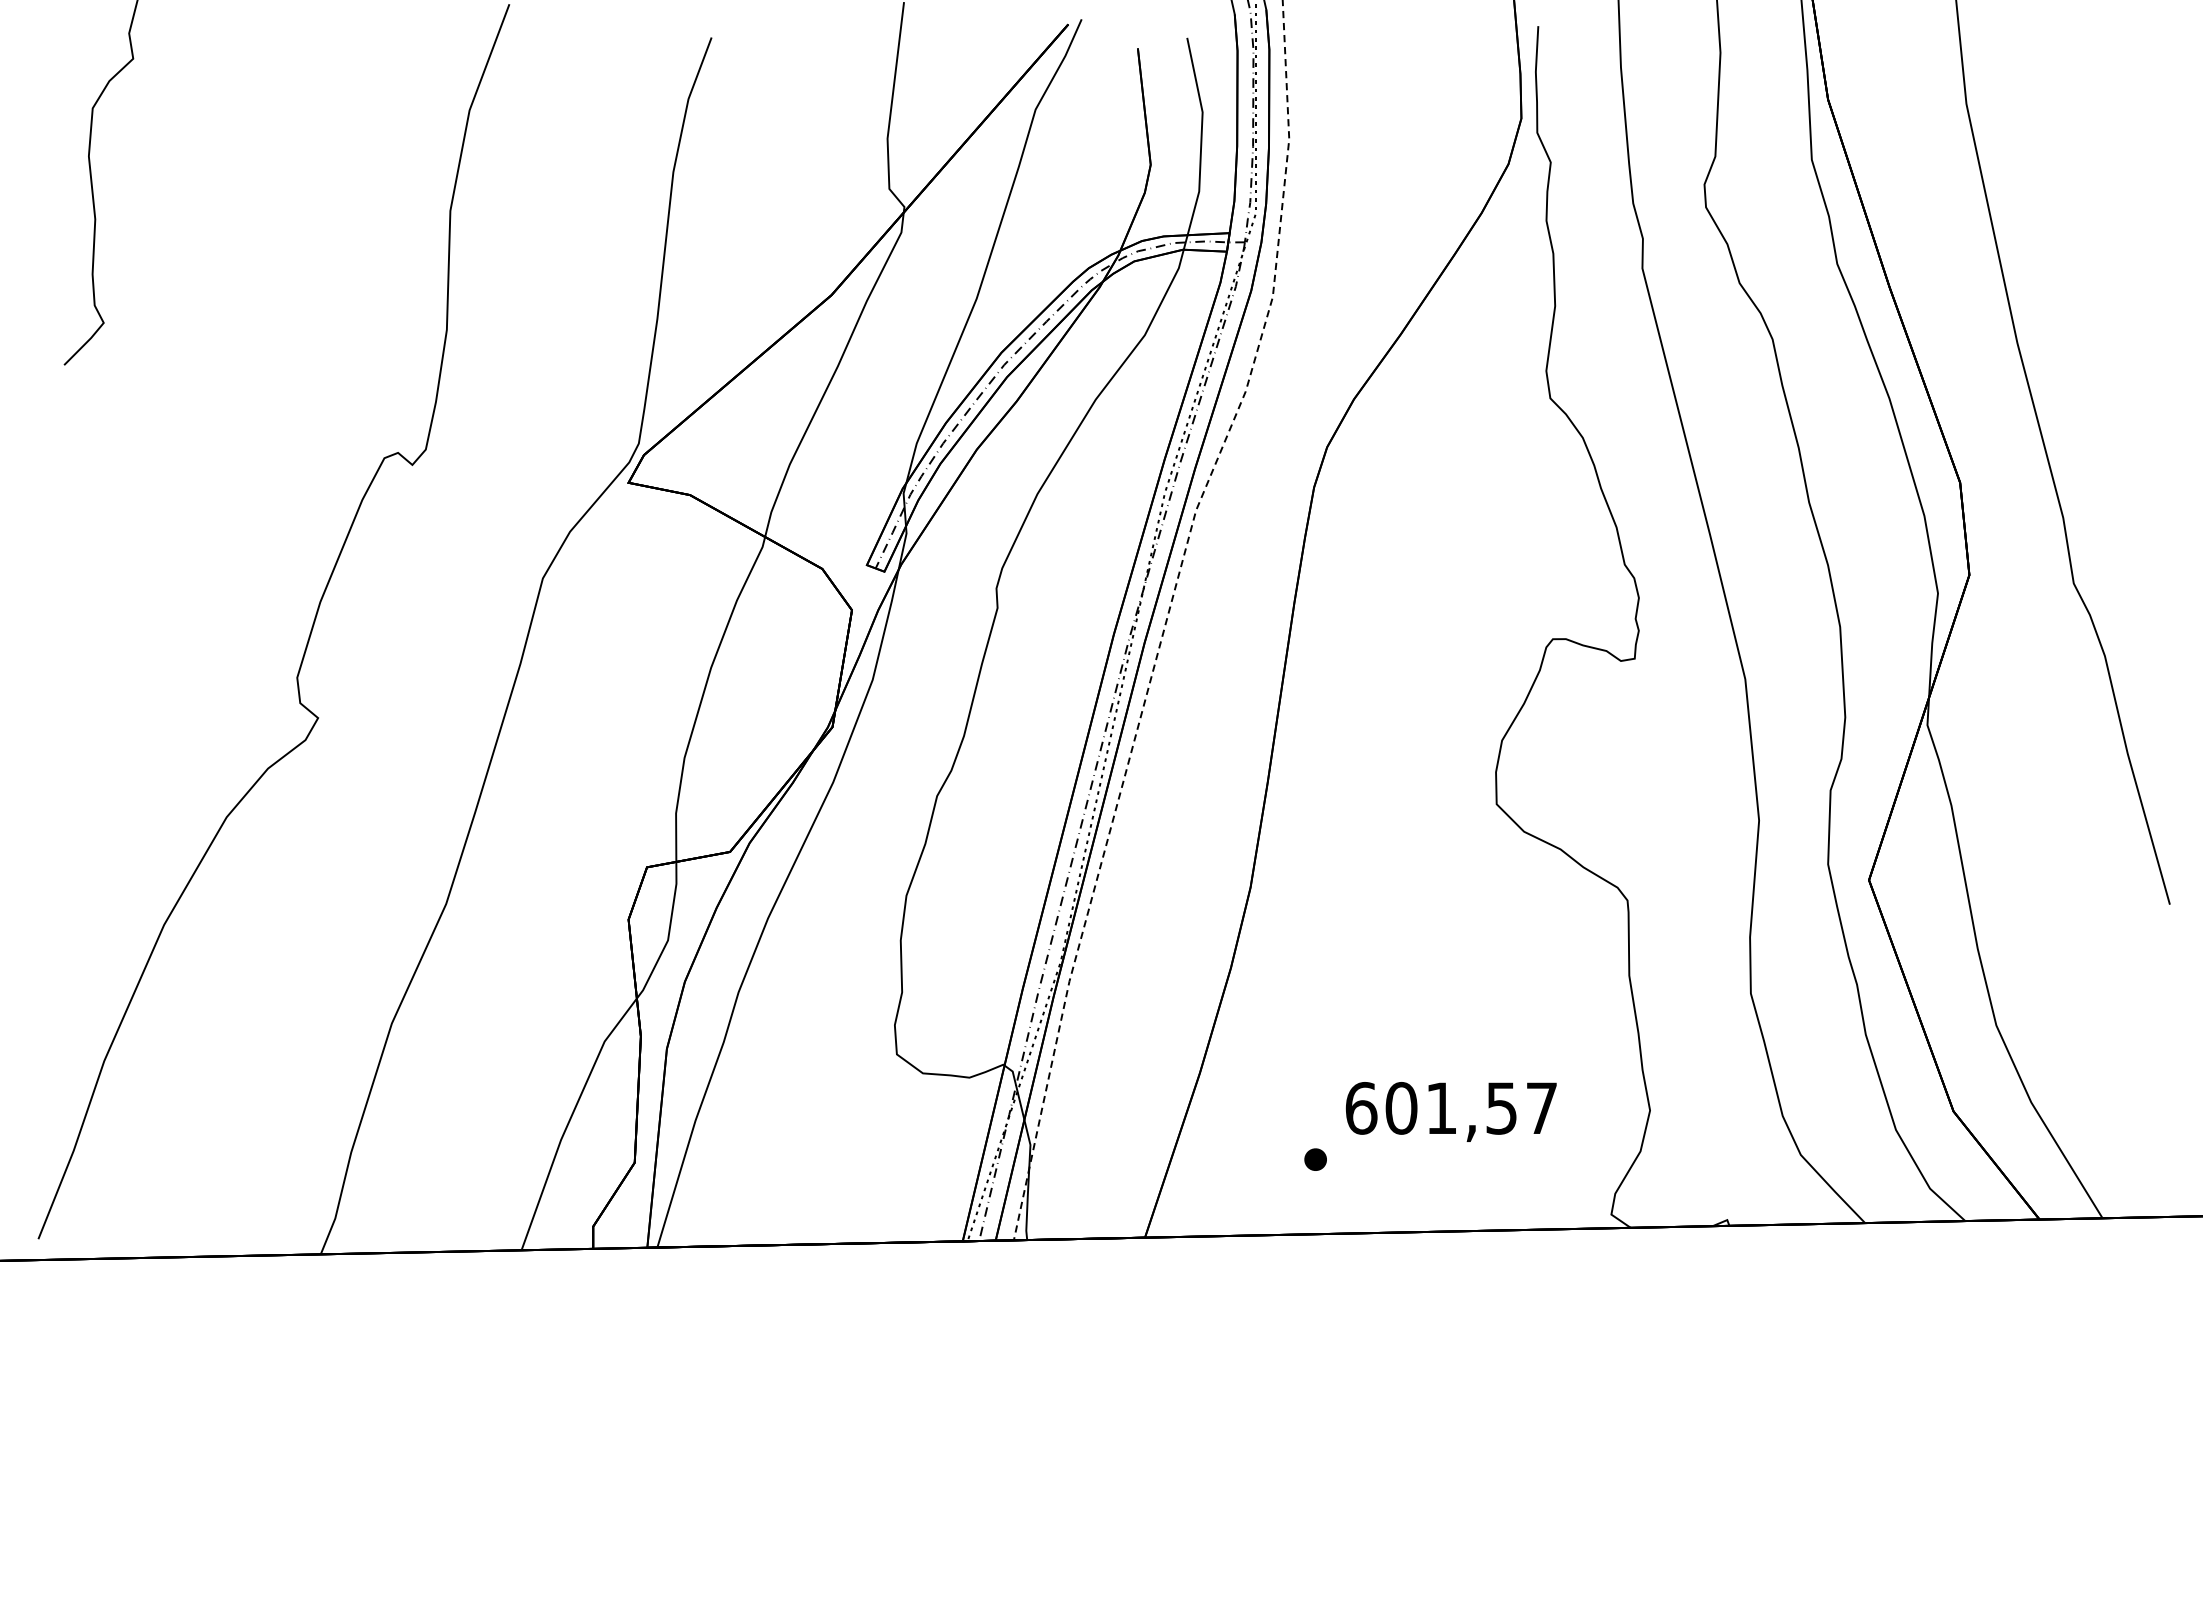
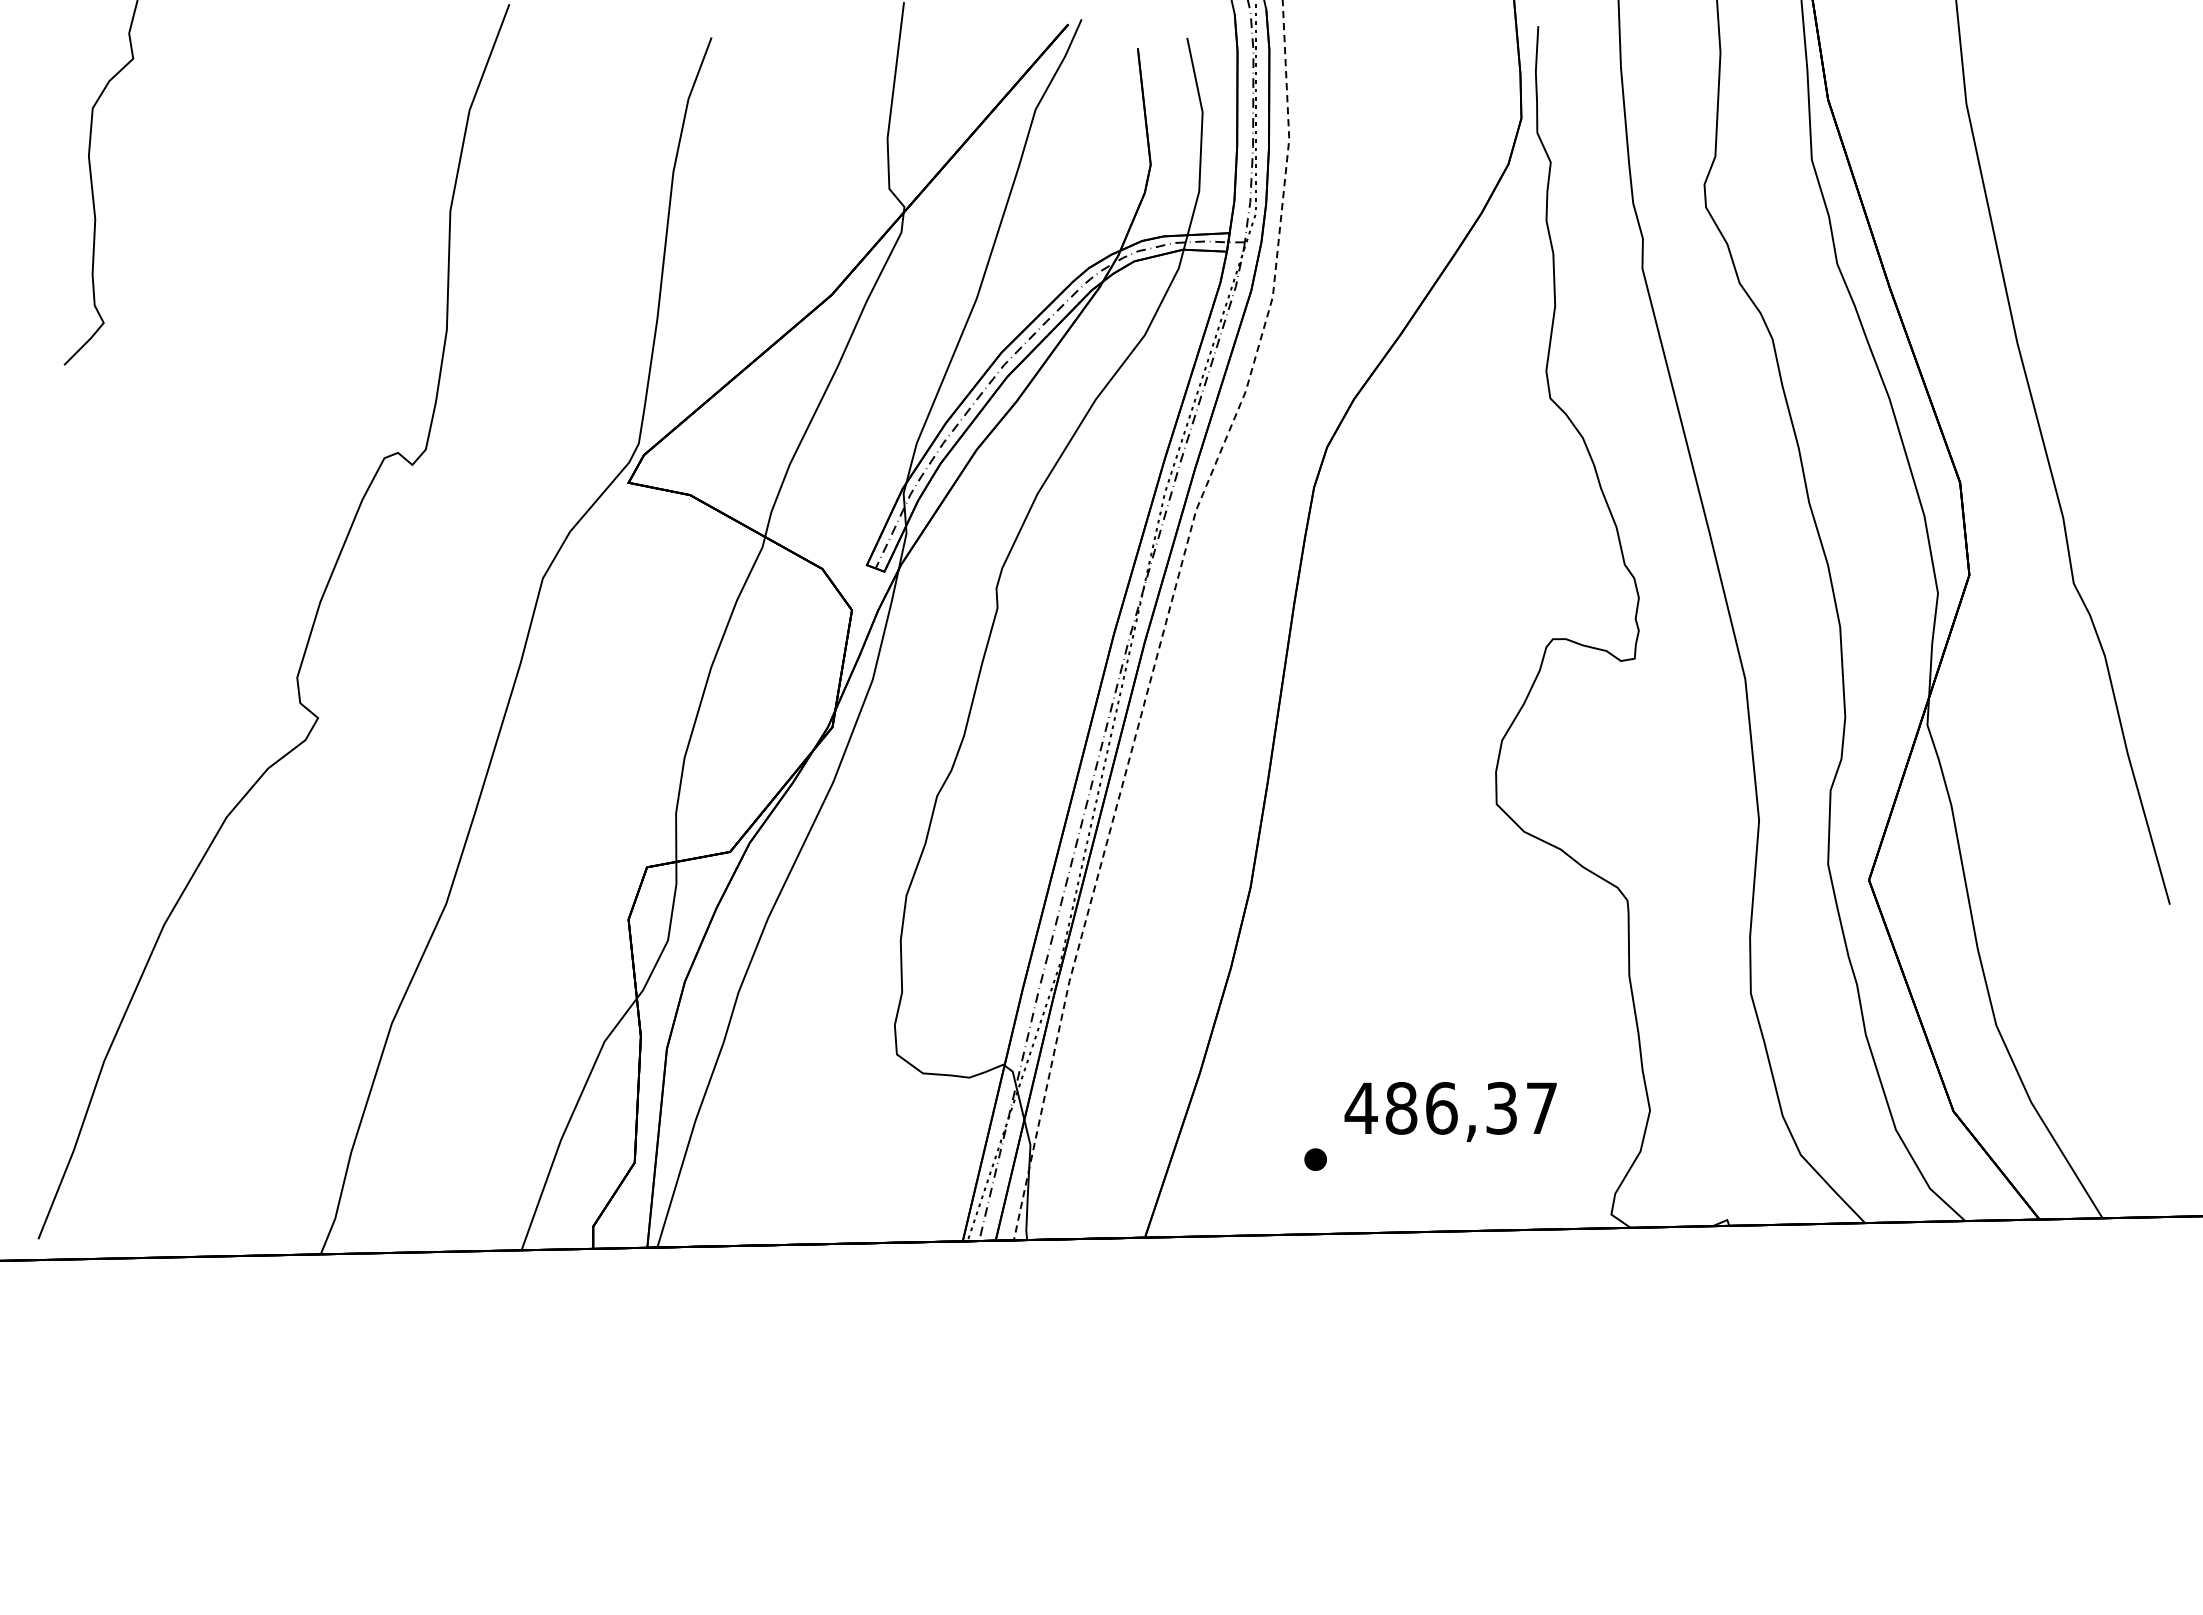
text: 601,57 -> 486,37 (1430, 1108)
